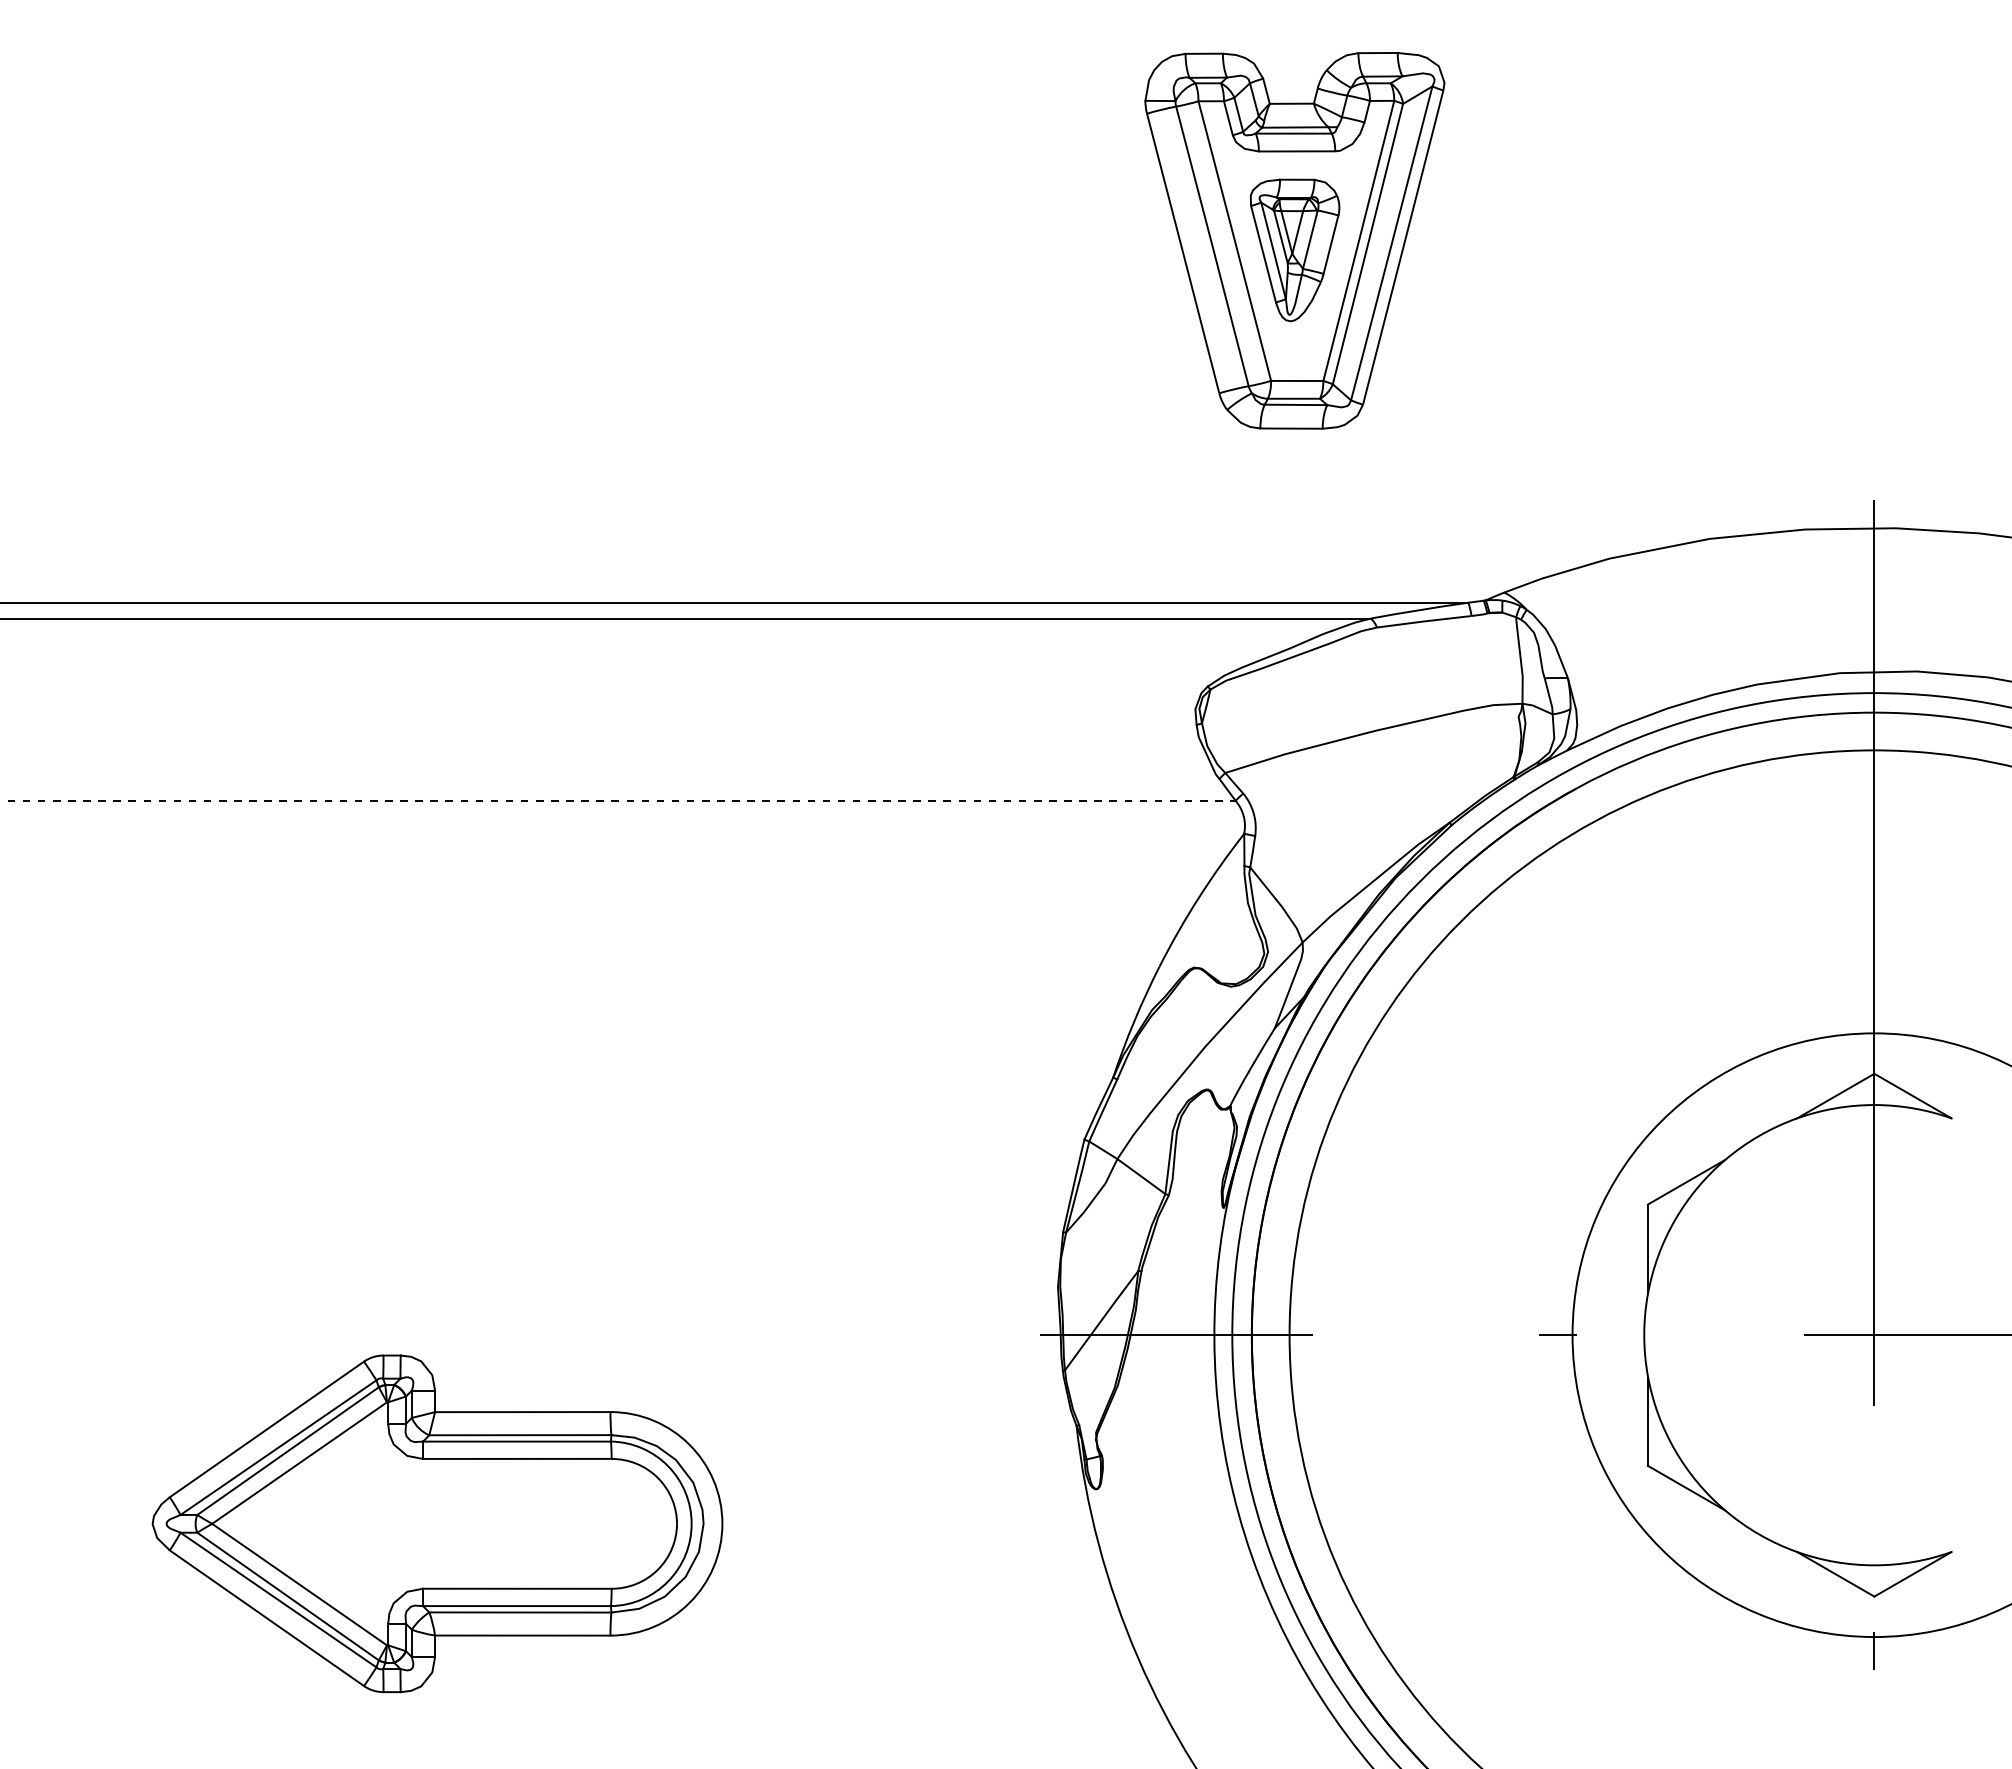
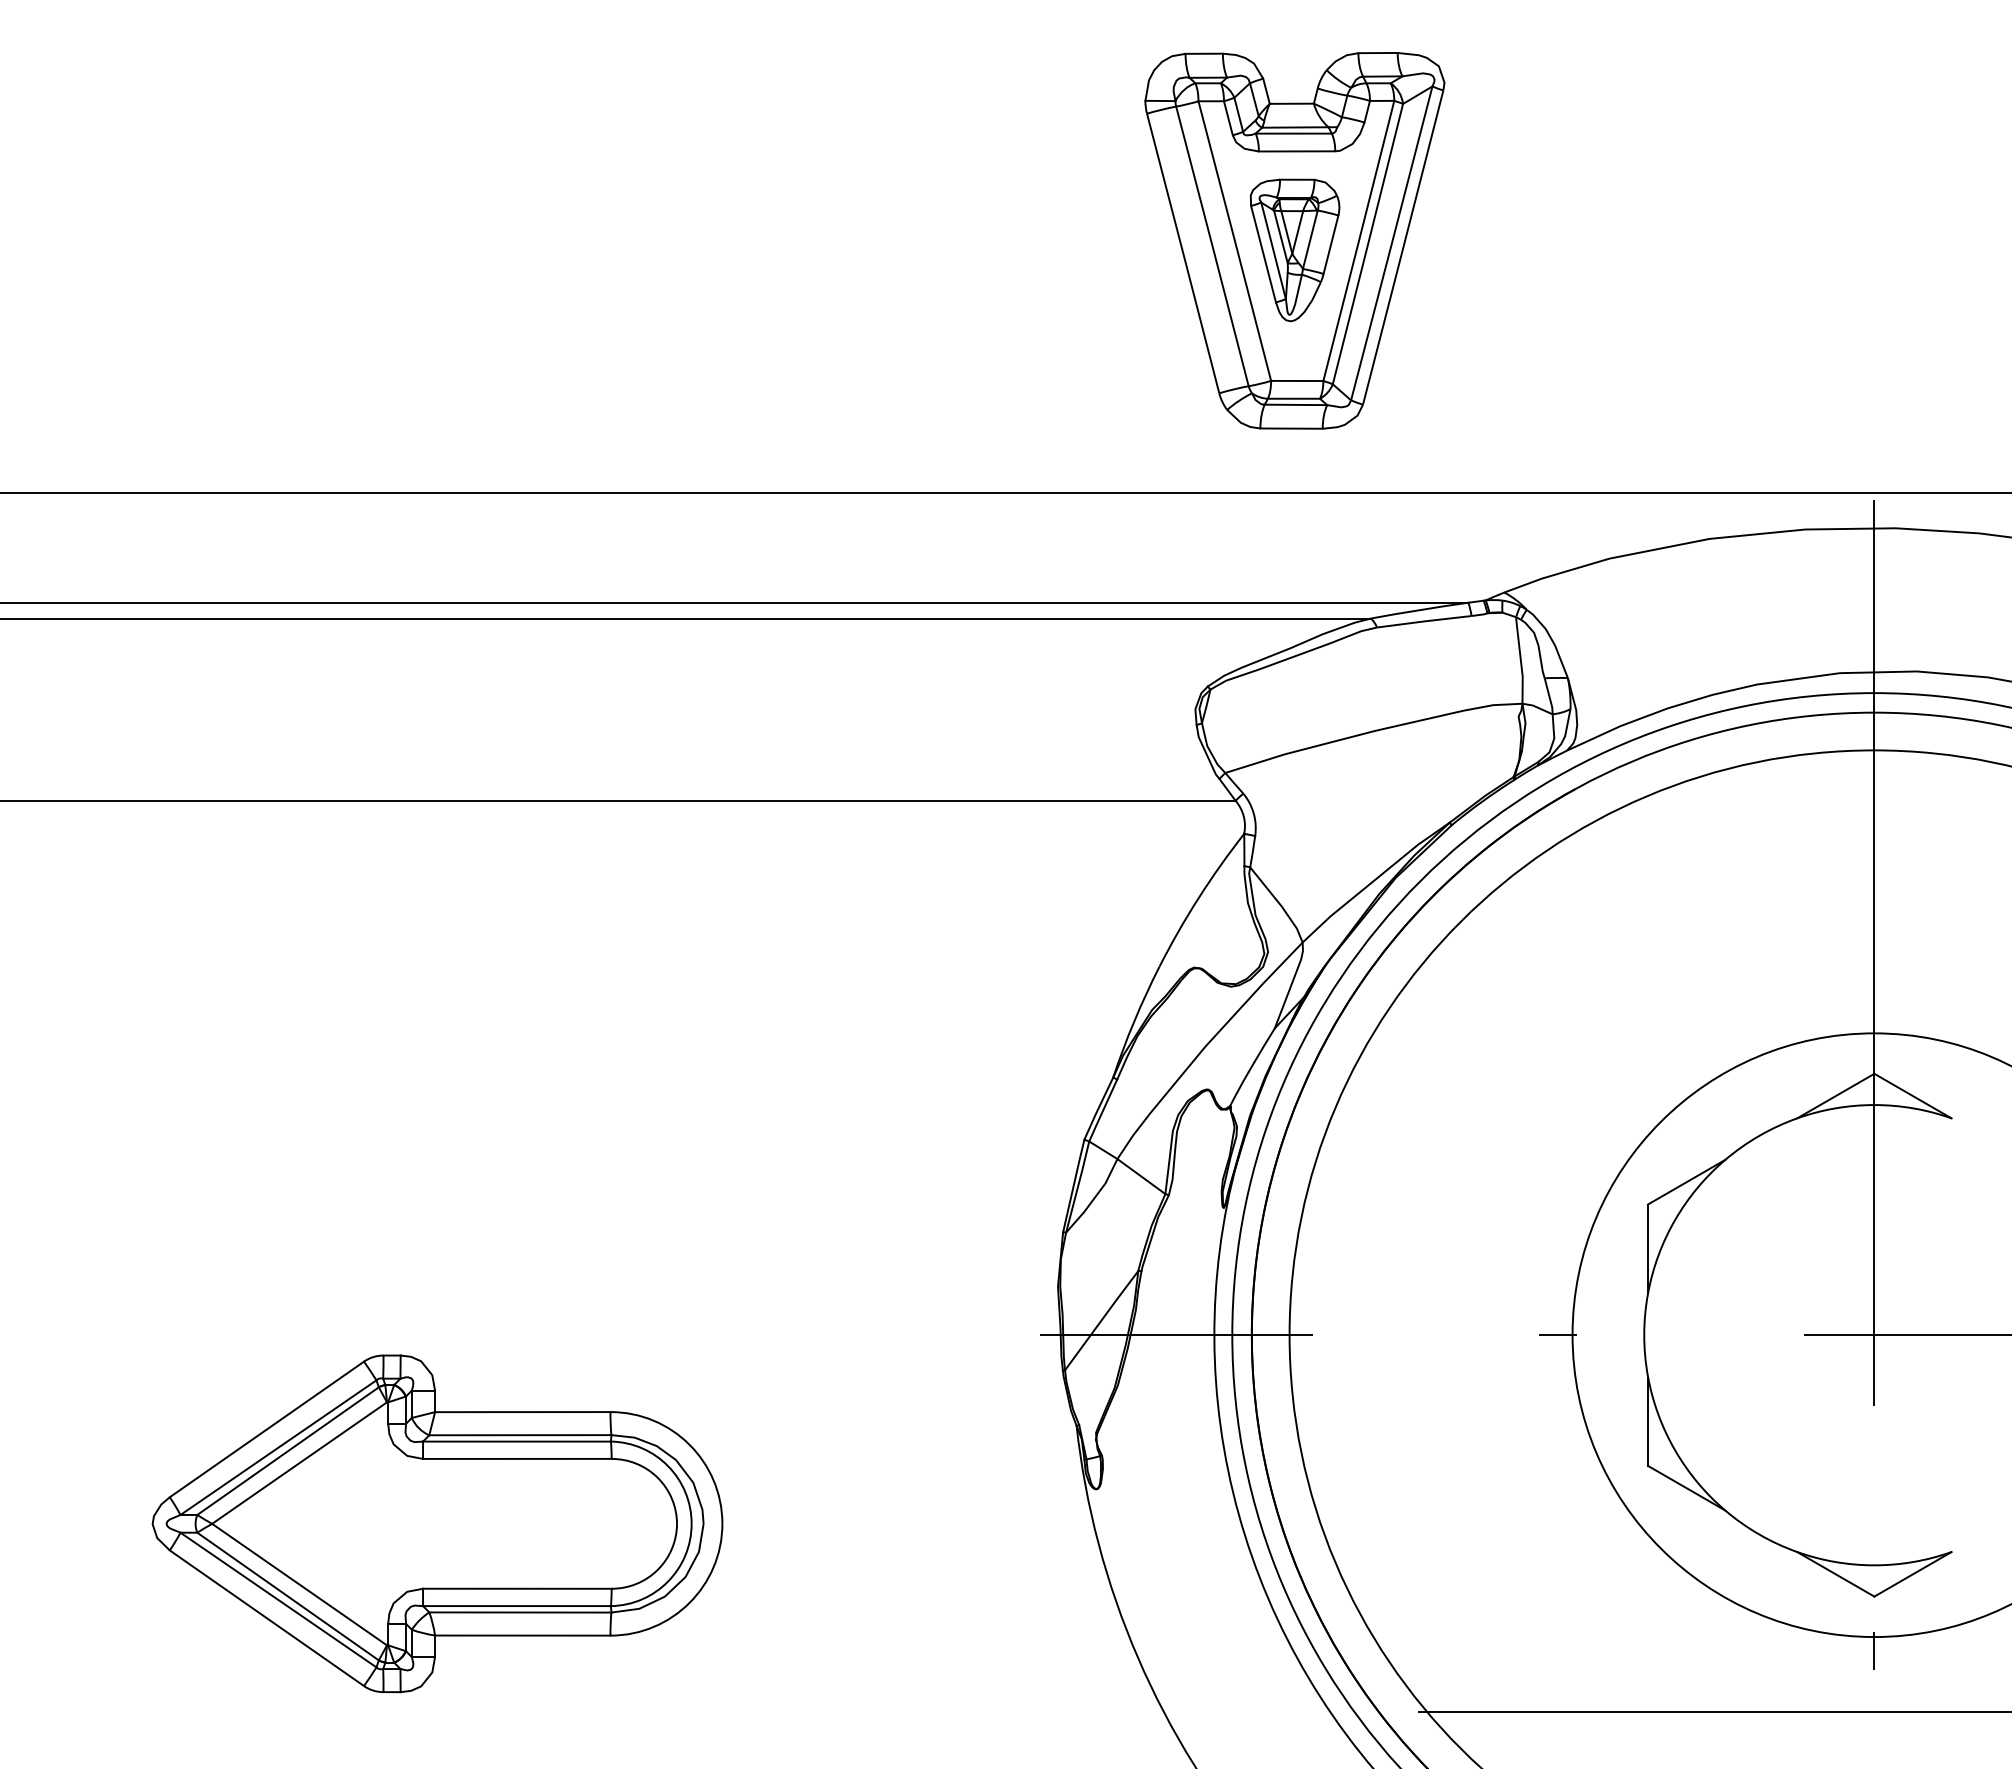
line: none -> present (1005, 493)
line: dashed -> solid (618, 800)
line: none -> present (1713, 1712)
